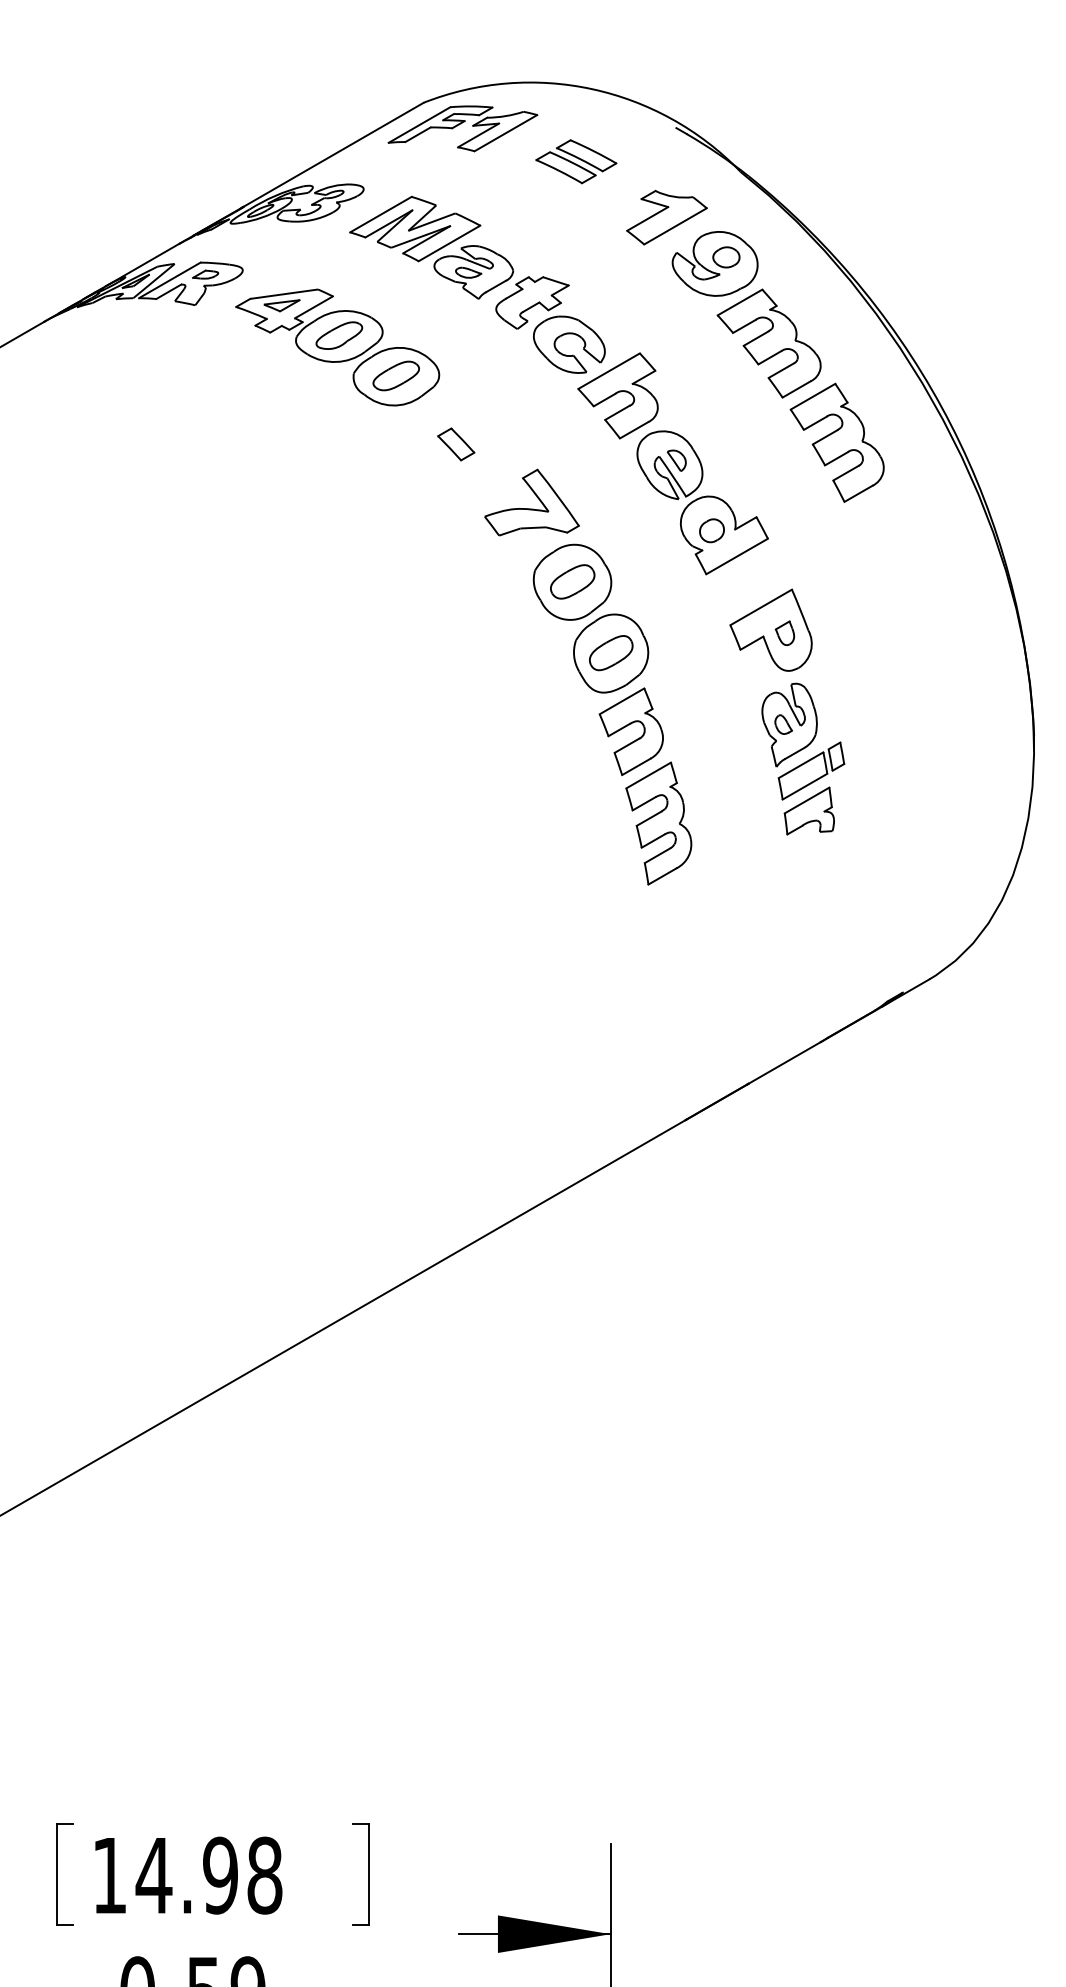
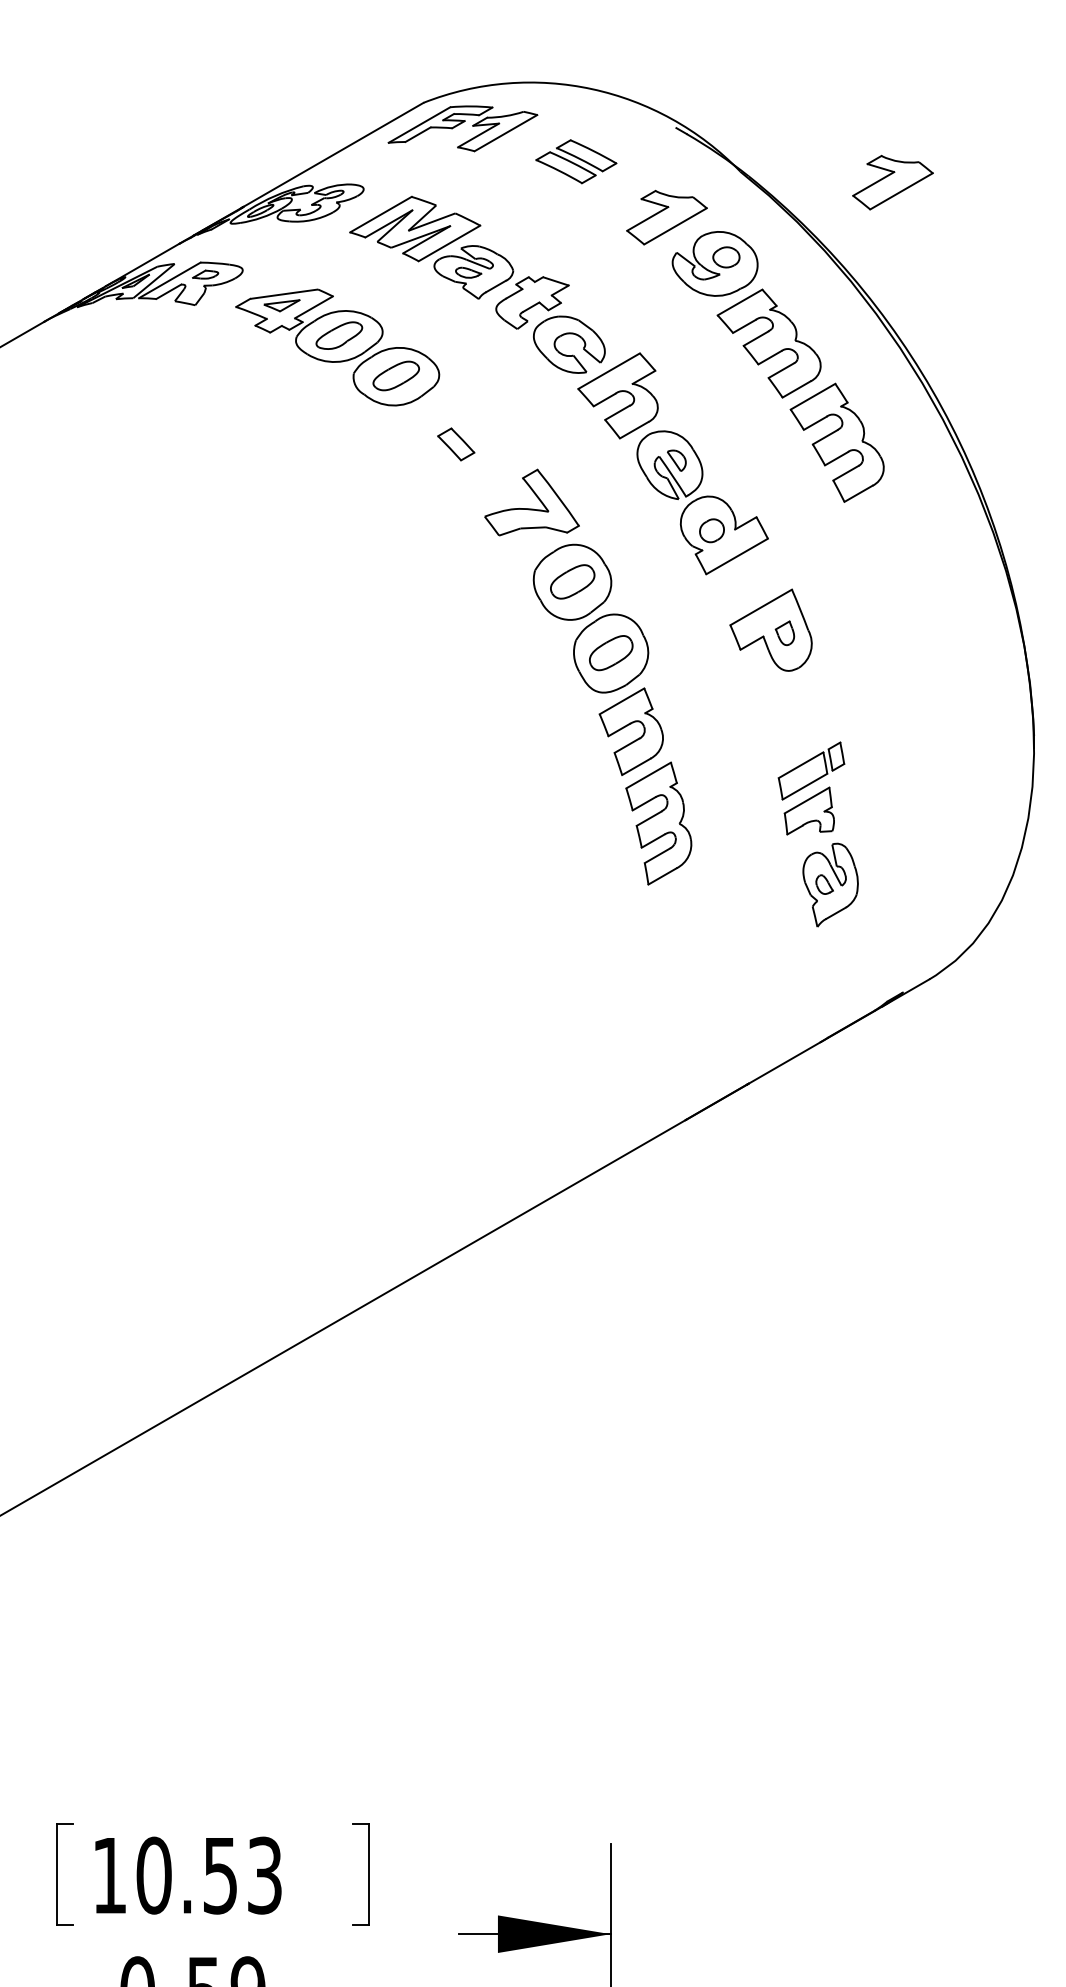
part: none -> present (892, 182)
part position: (789, 724) -> (830, 884) (830, 884)
text: 14.98 -> 10.53 (208, 1875)
